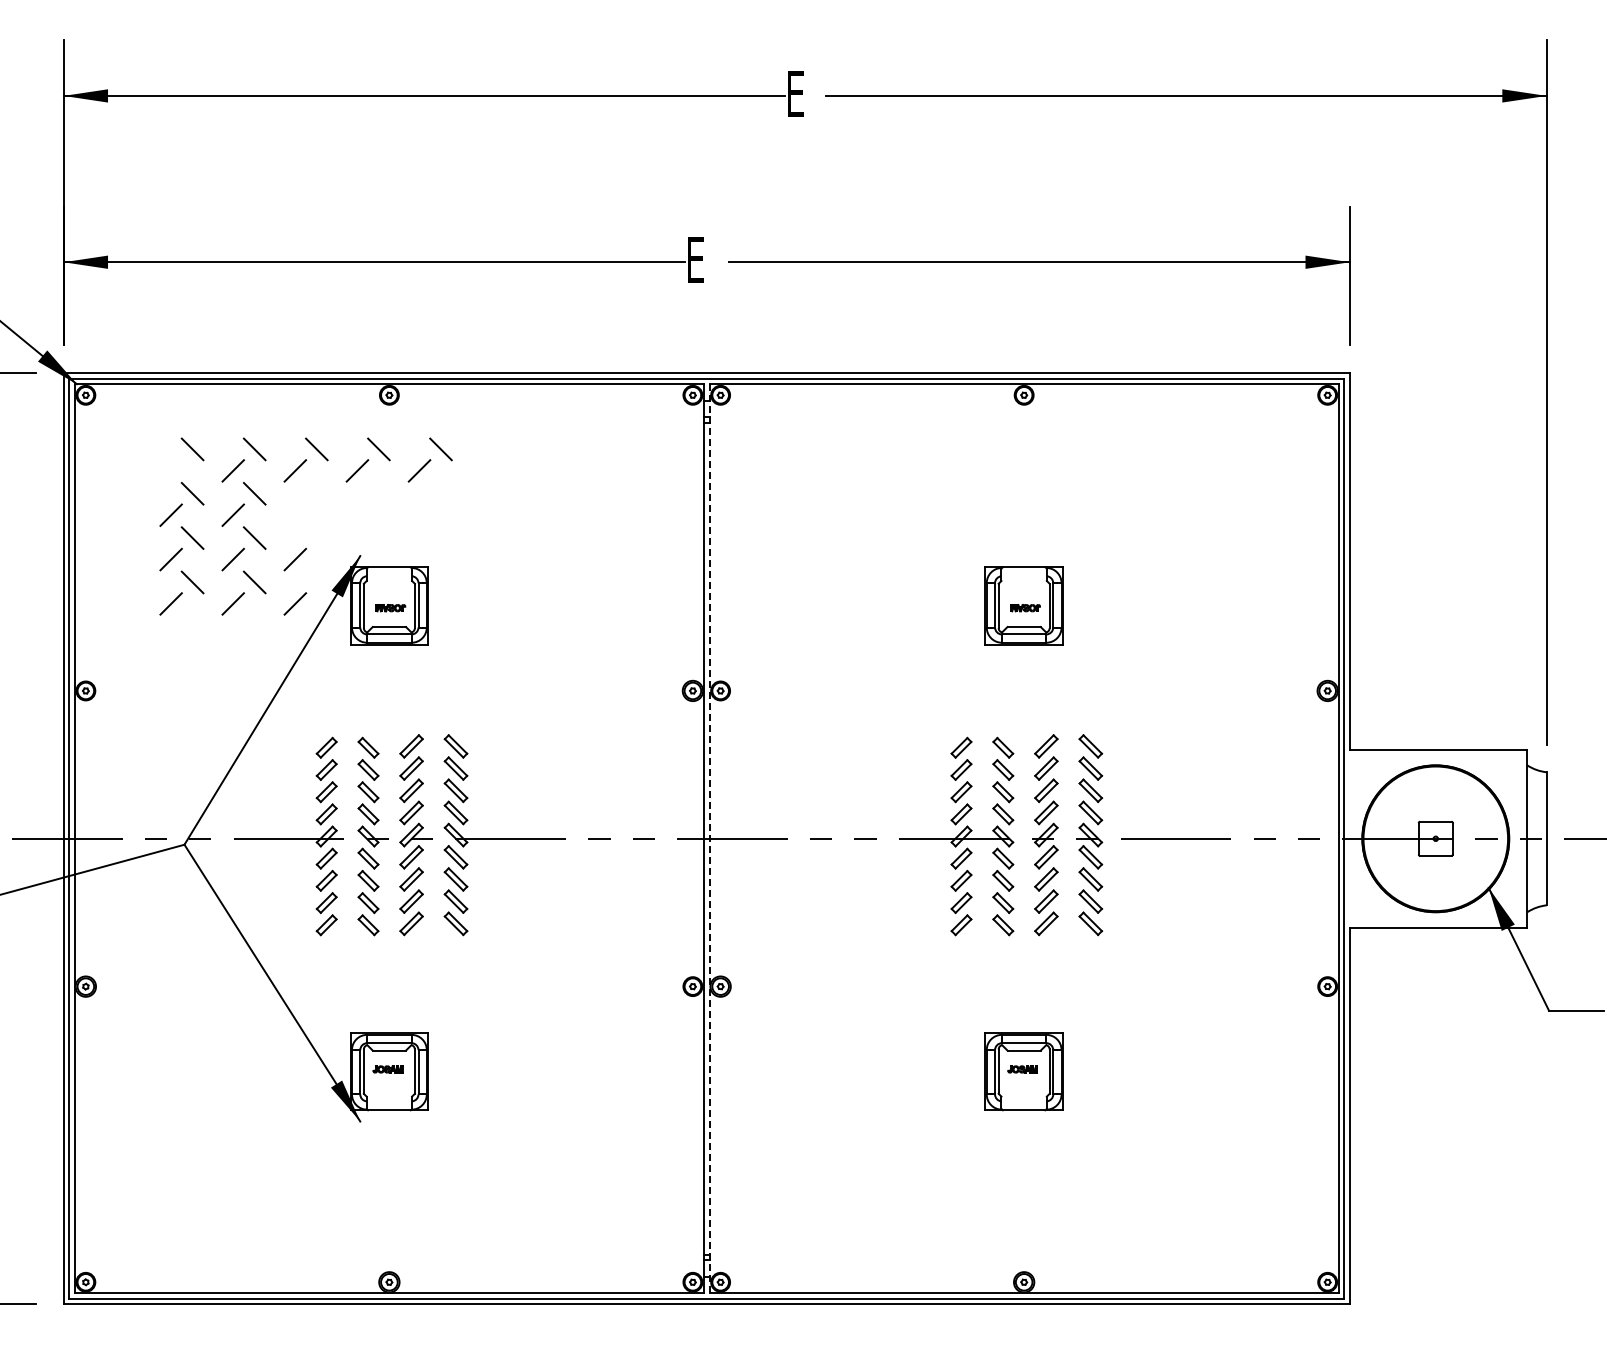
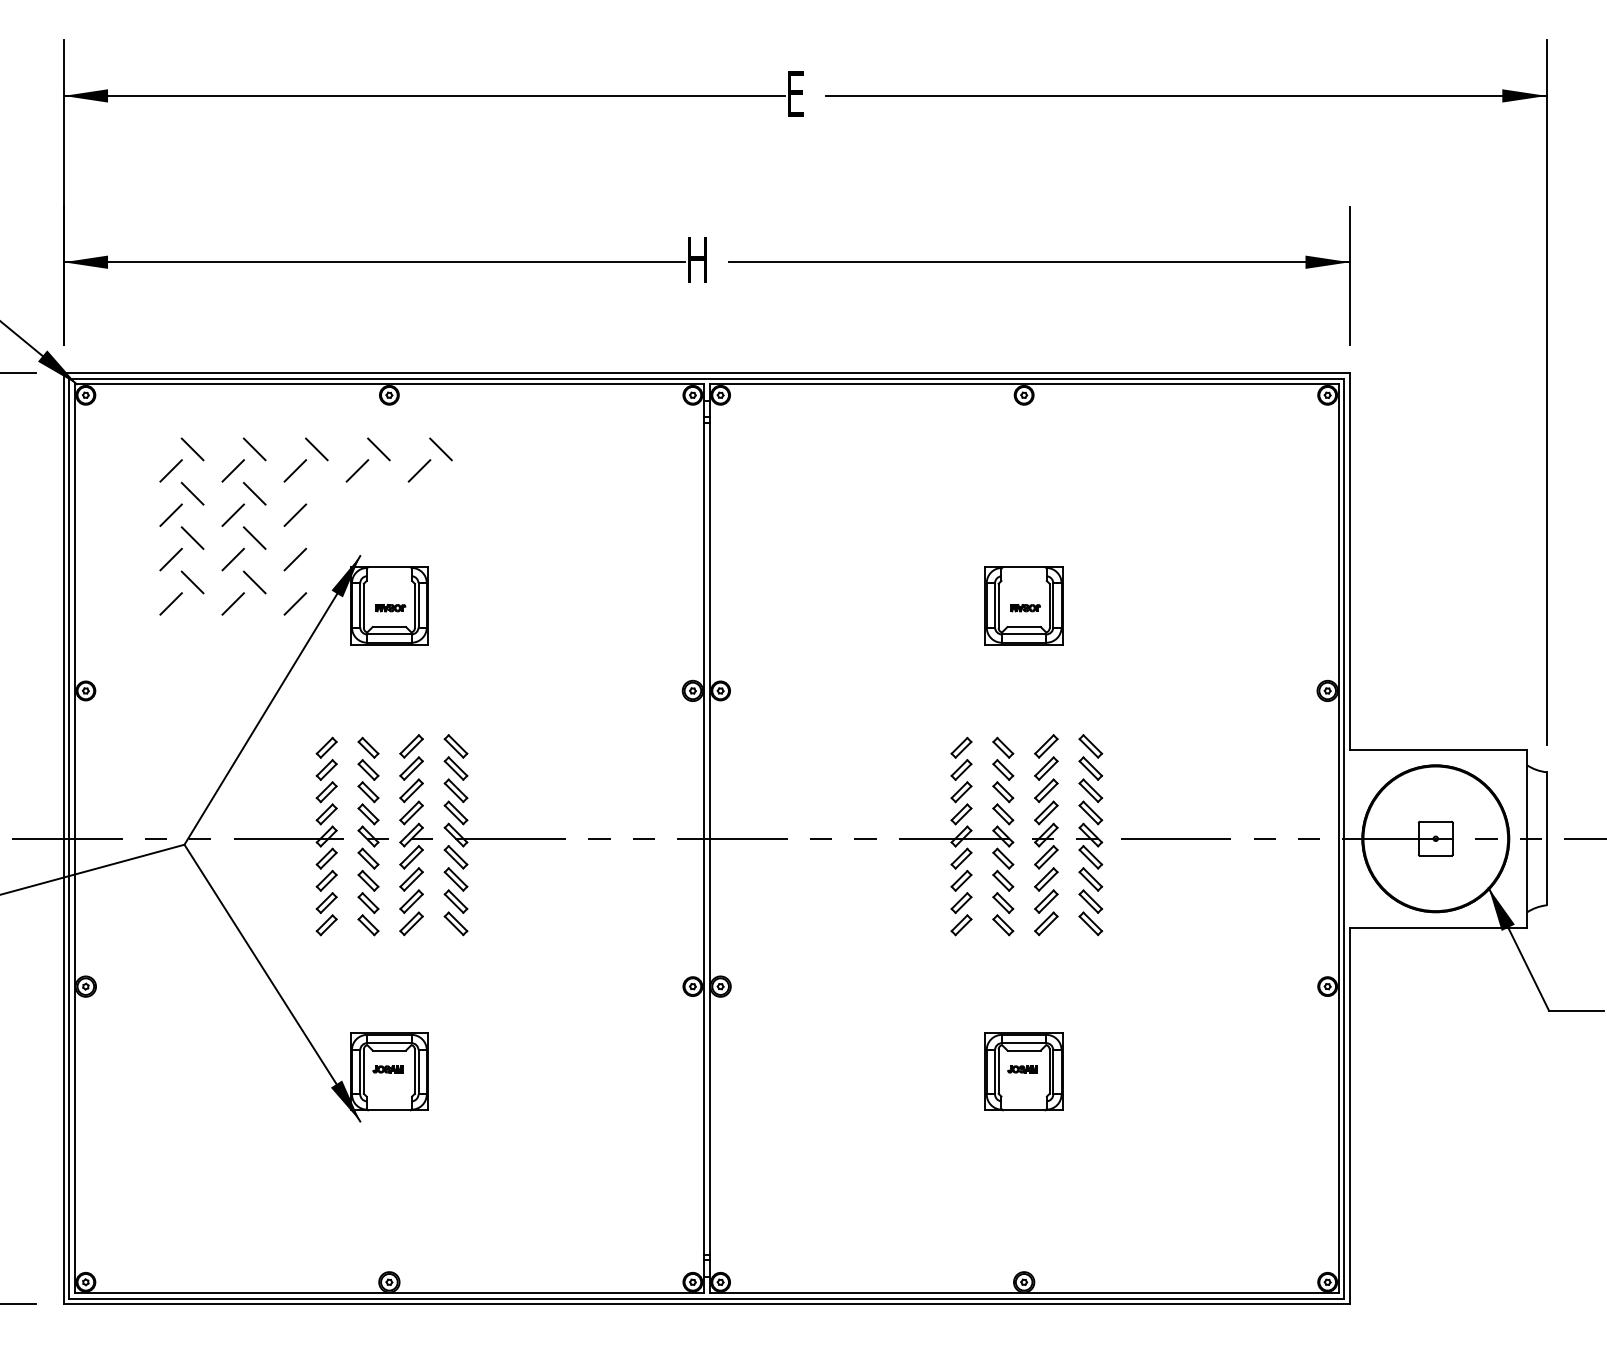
text: E -> H (698, 259)
line: none -> present (170, 470)
line: none -> present (295, 514)
line: dashed -> solid (709, 838)
